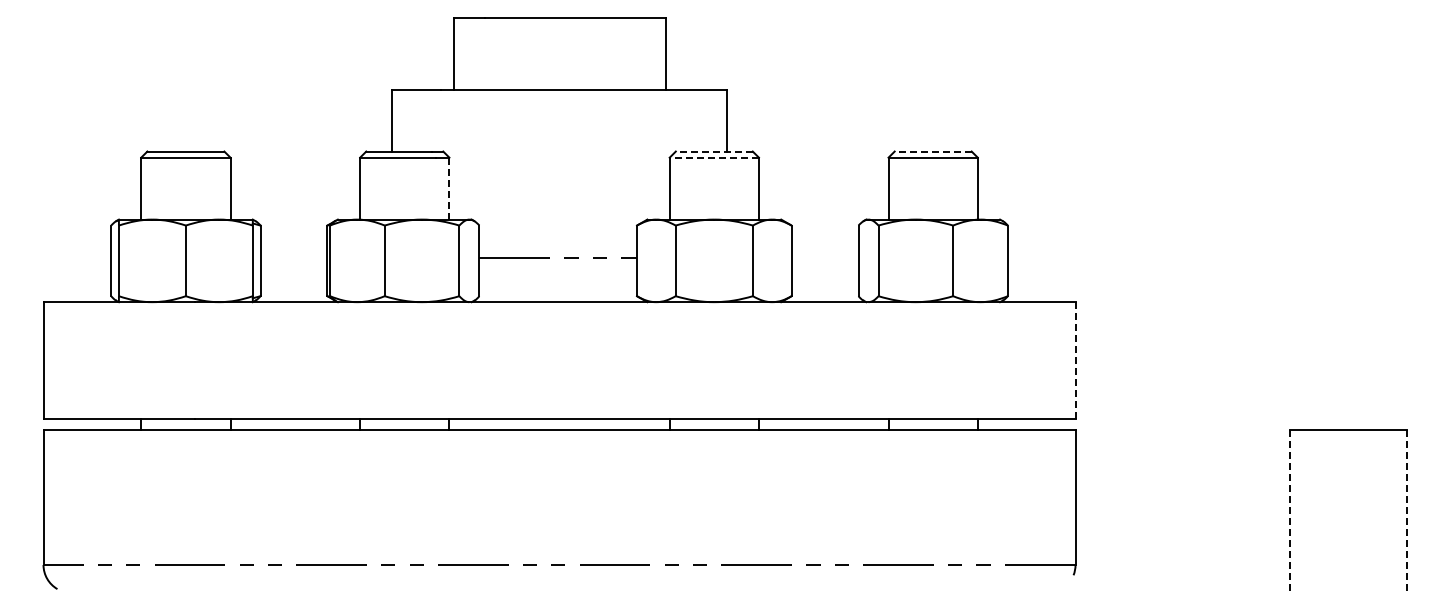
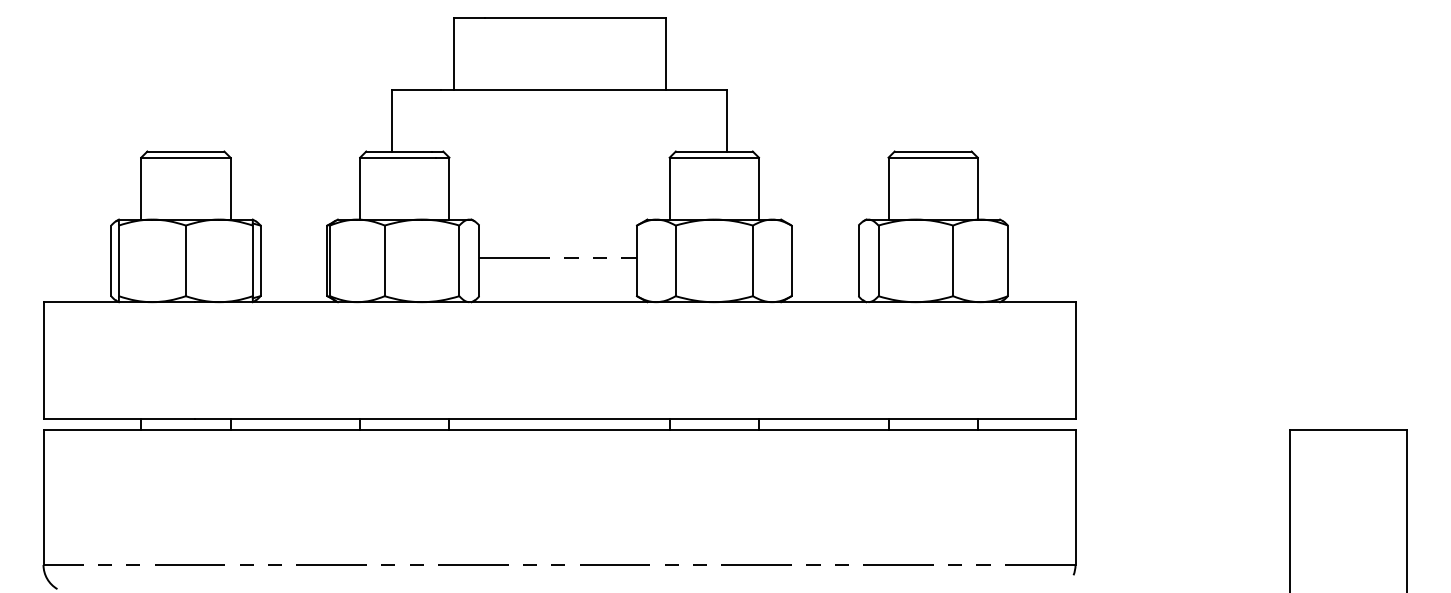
line: dashed -> solid (713, 151)
line: dashed -> solid (932, 151)
line: dashed -> solid (714, 157)
line: dashed -> solid (449, 188)
line: dashed -> solid (1075, 360)
line: dashed -> solid (1290, 511)
line: dashed -> solid (1407, 511)
